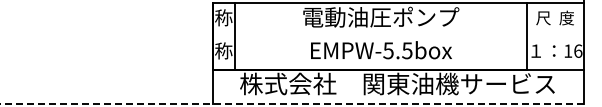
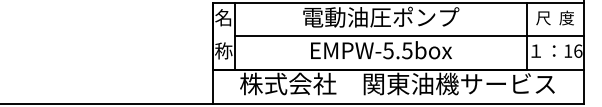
text: 称 -> 名 (223, 17)
line: none -> present (408, 36)
line: dashed -> solid (292, 103)
